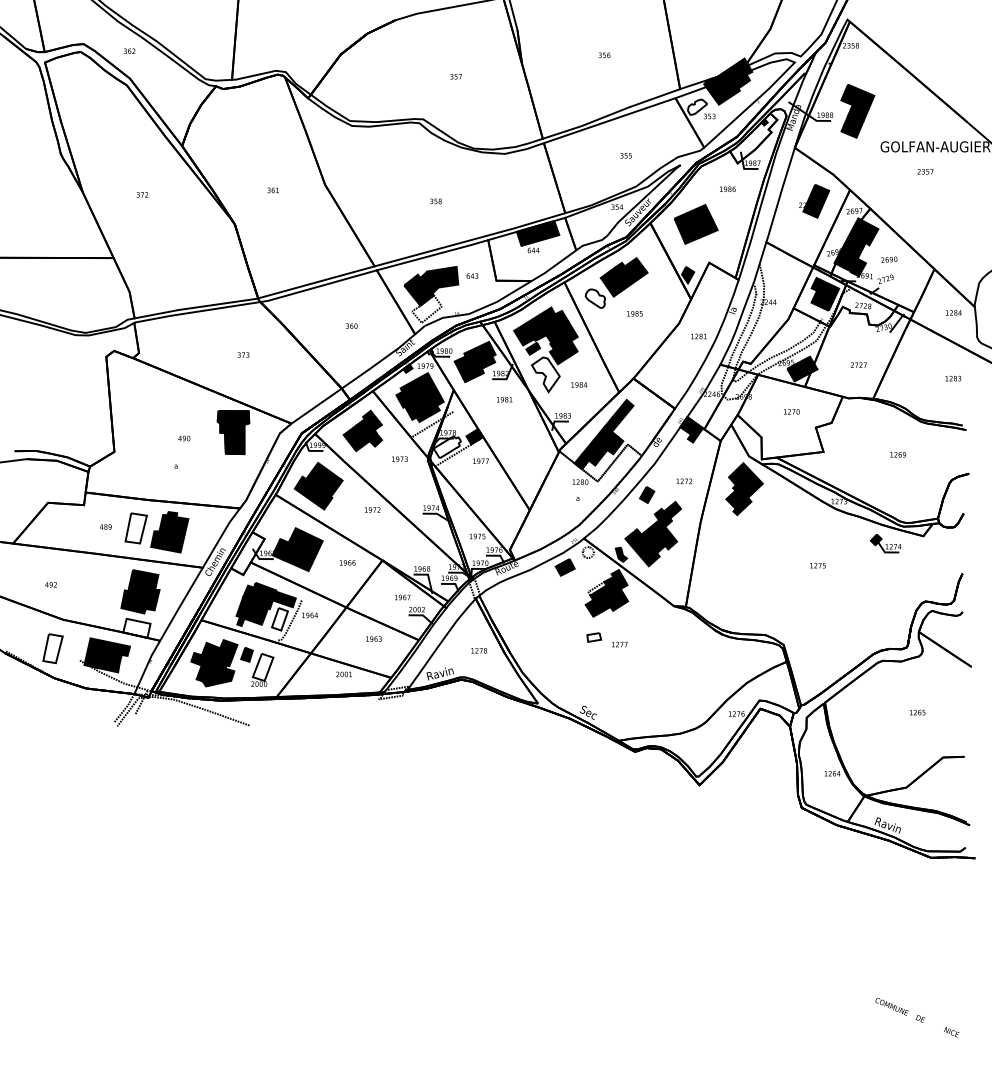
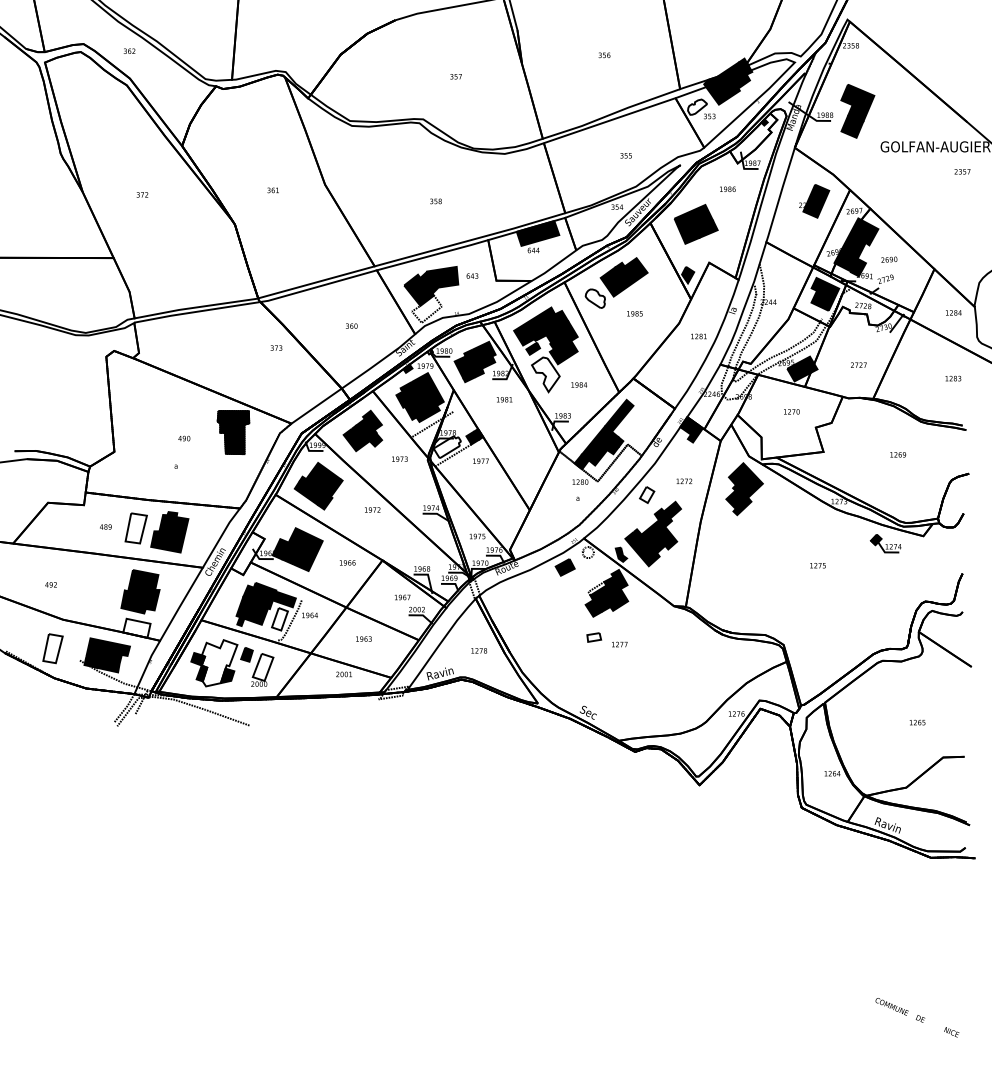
text position: (925, 171) -> (962, 171) (962, 171)
text position: (243, 354) -> (276, 347) (276, 347)
fill: present -> none (646, 494)
text position: (373, 638) -> (363, 638) (363, 638)
fill: present -> none (219, 663)
text position: (917, 712) -> (917, 722) (917, 722)
